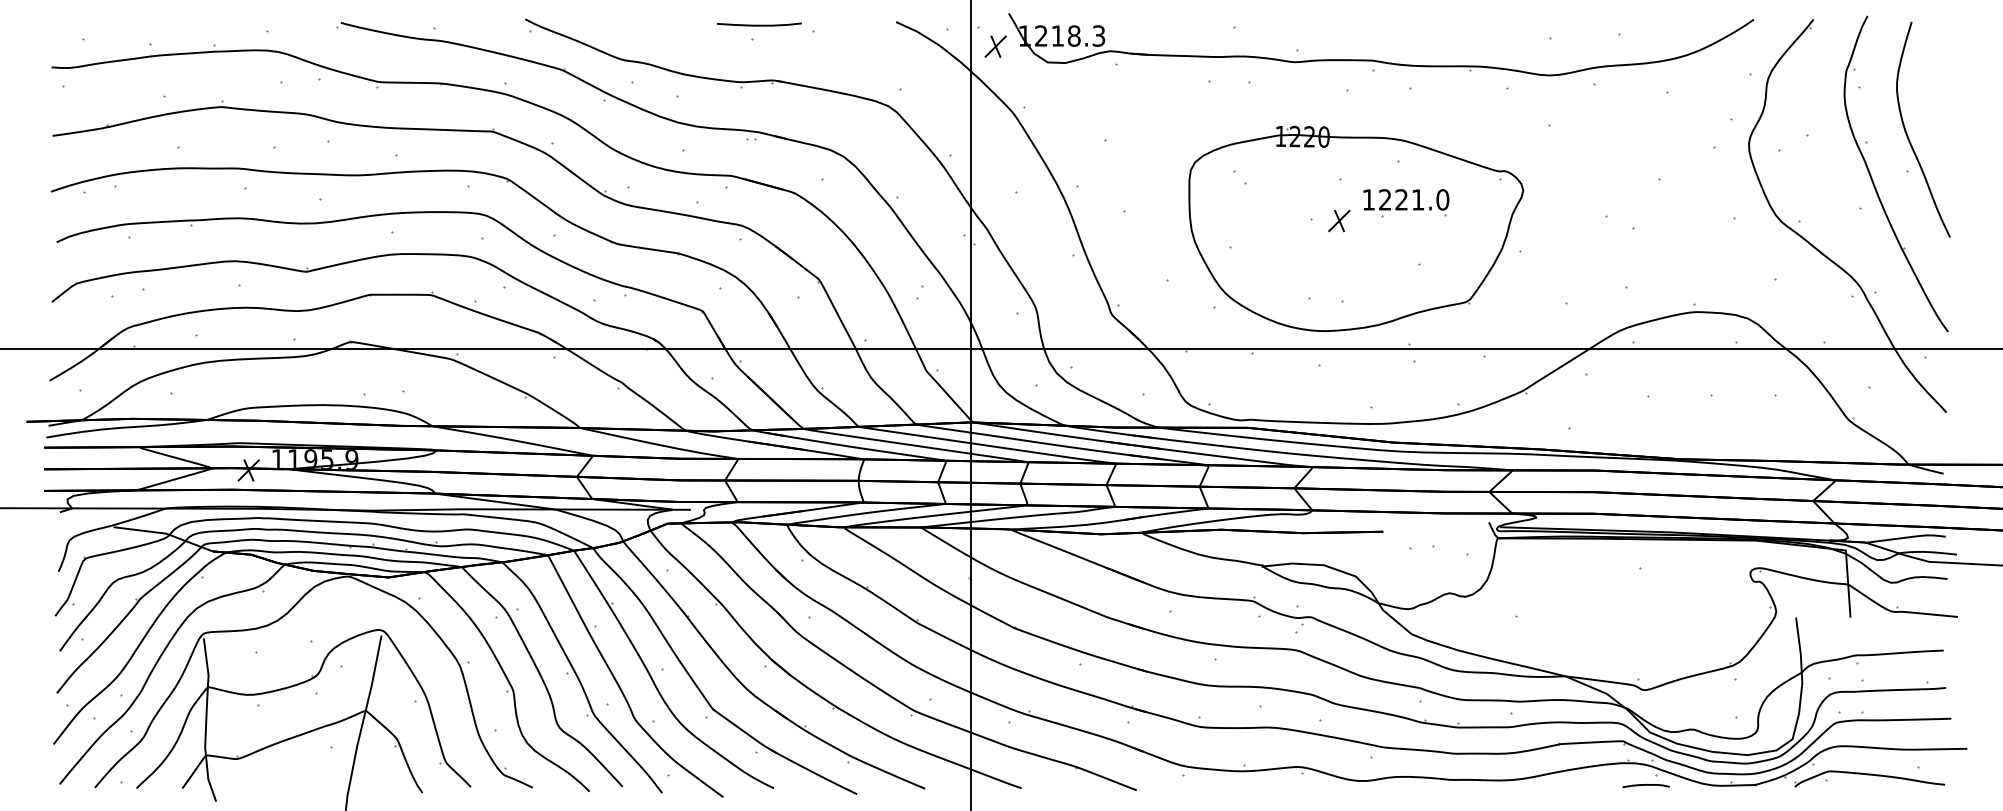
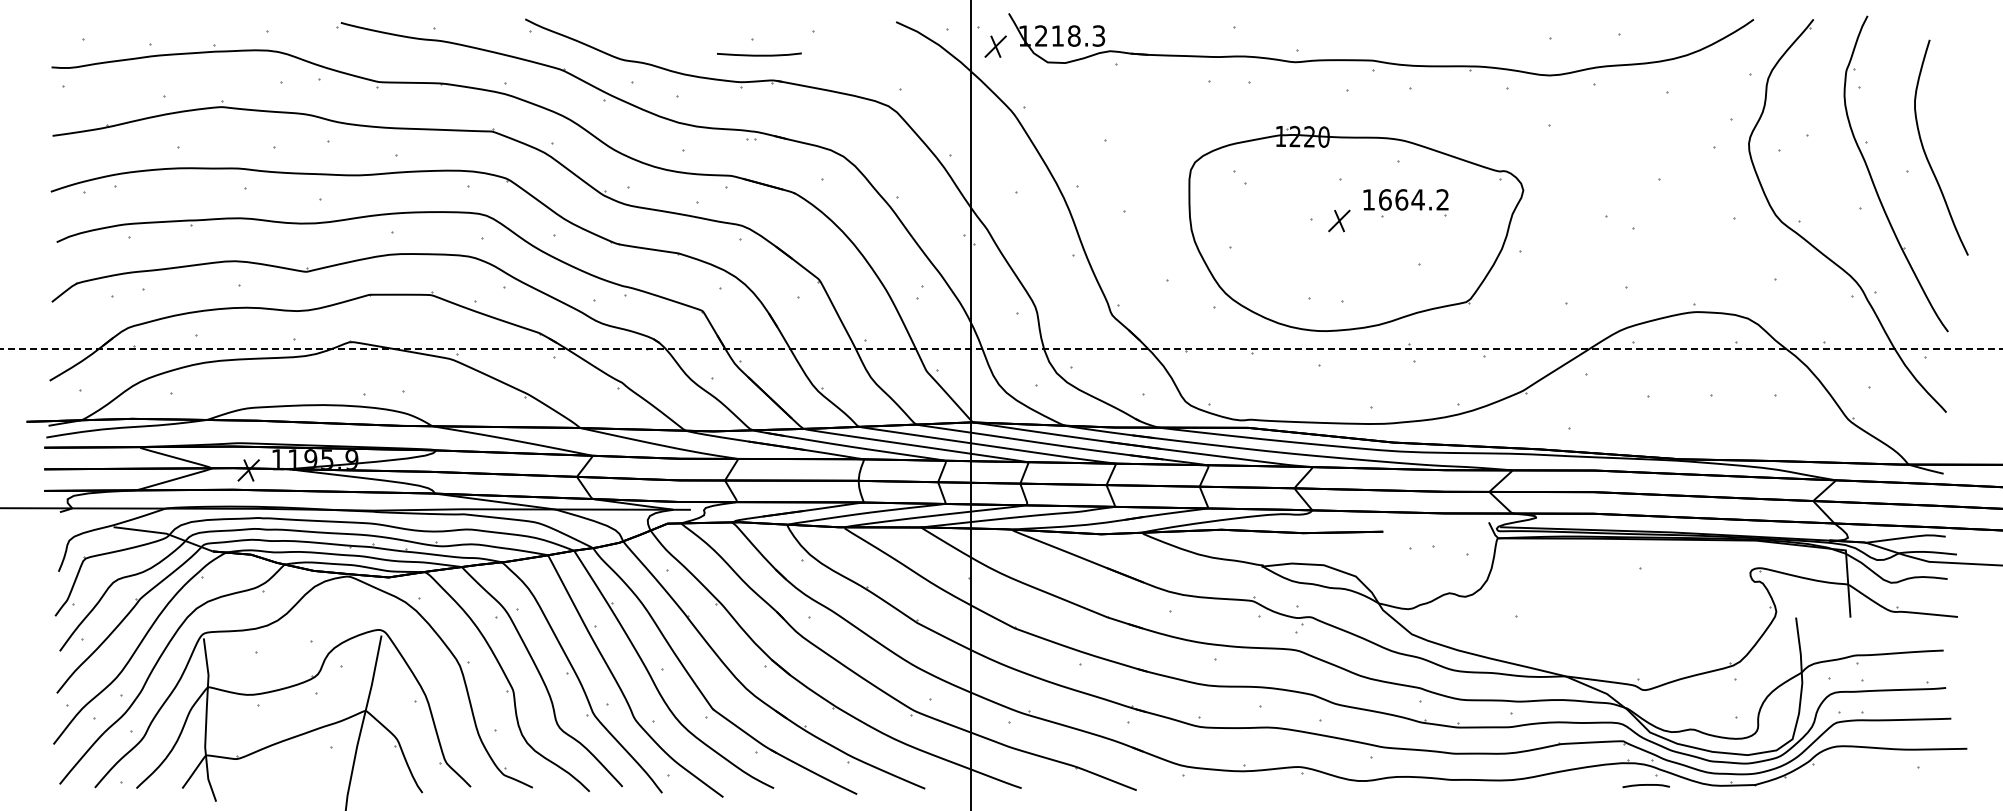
curve position: (759, 24) -> (759, 54) (759, 54)
curve position: (1908, 135) -> (1926, 153) (1926, 153)
text: 1221.0 -> 1664.2 (1414, 199)
line: solid -> dashed (1001, 348)
part: present -> none (1869, 778)
